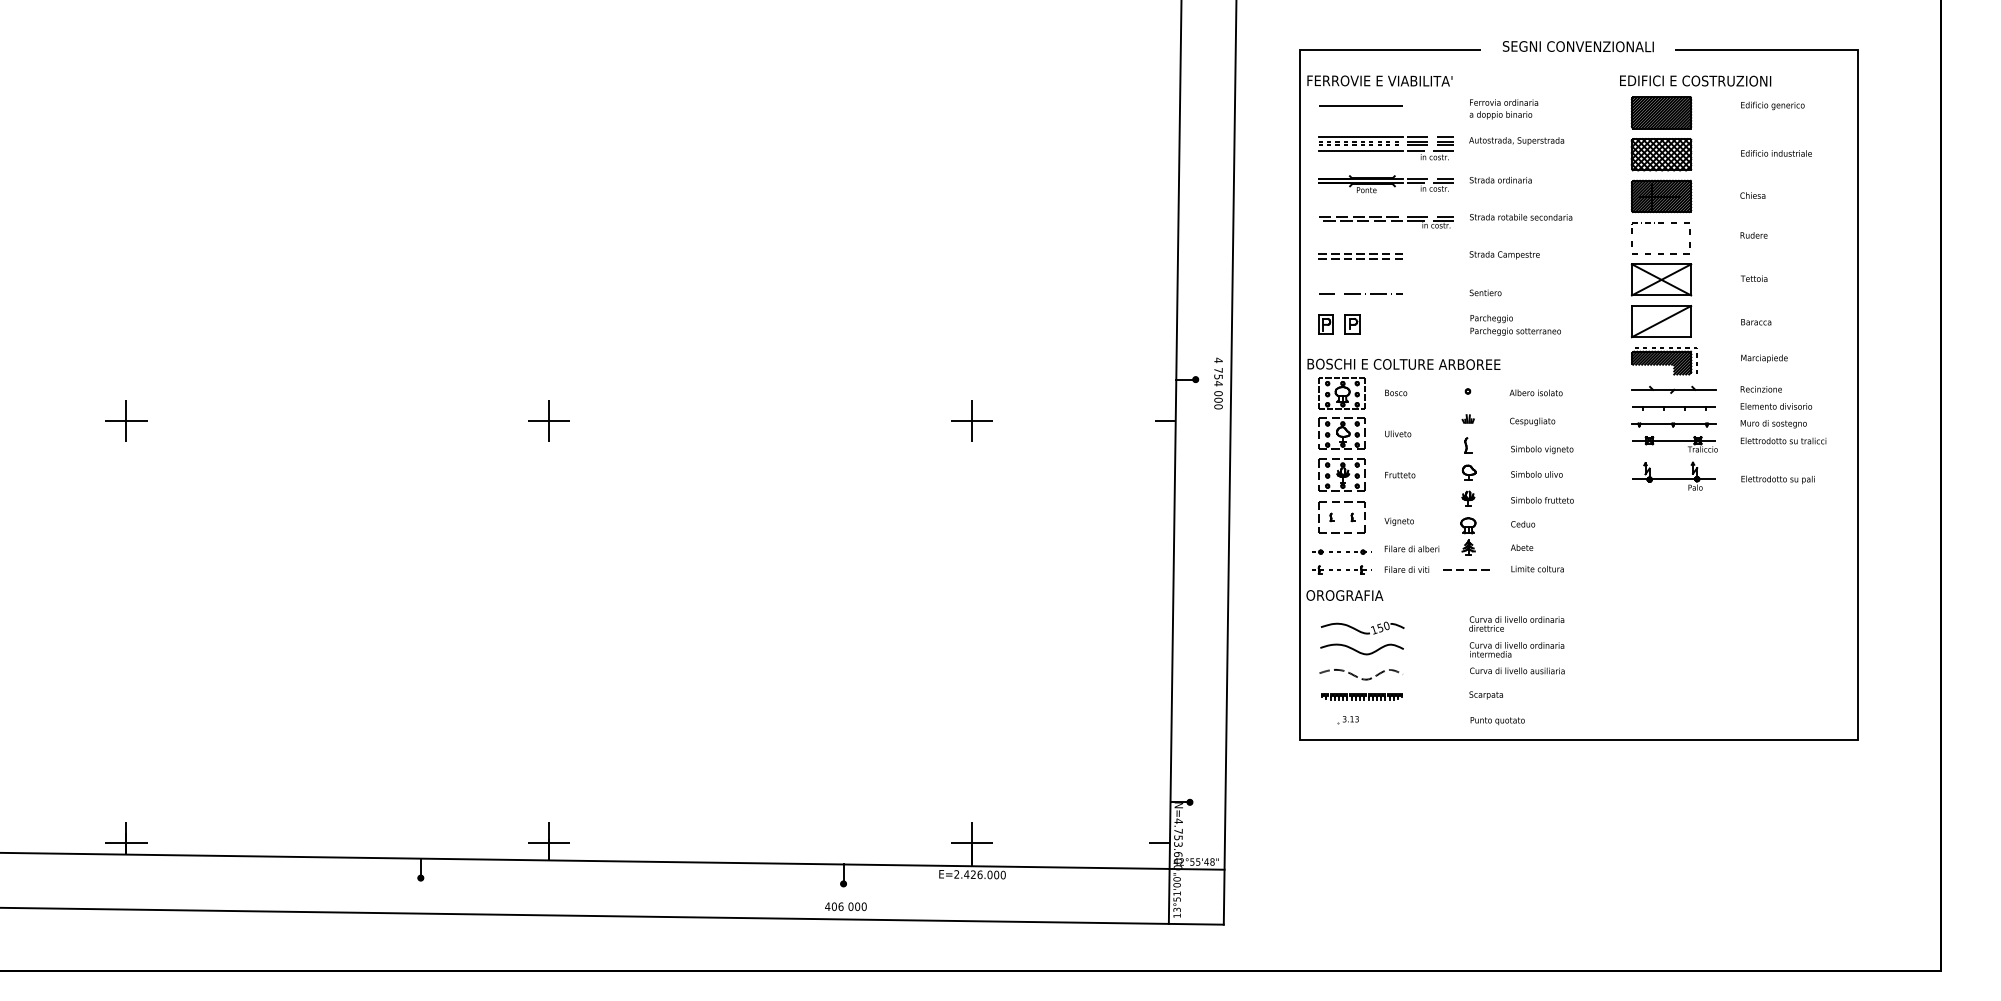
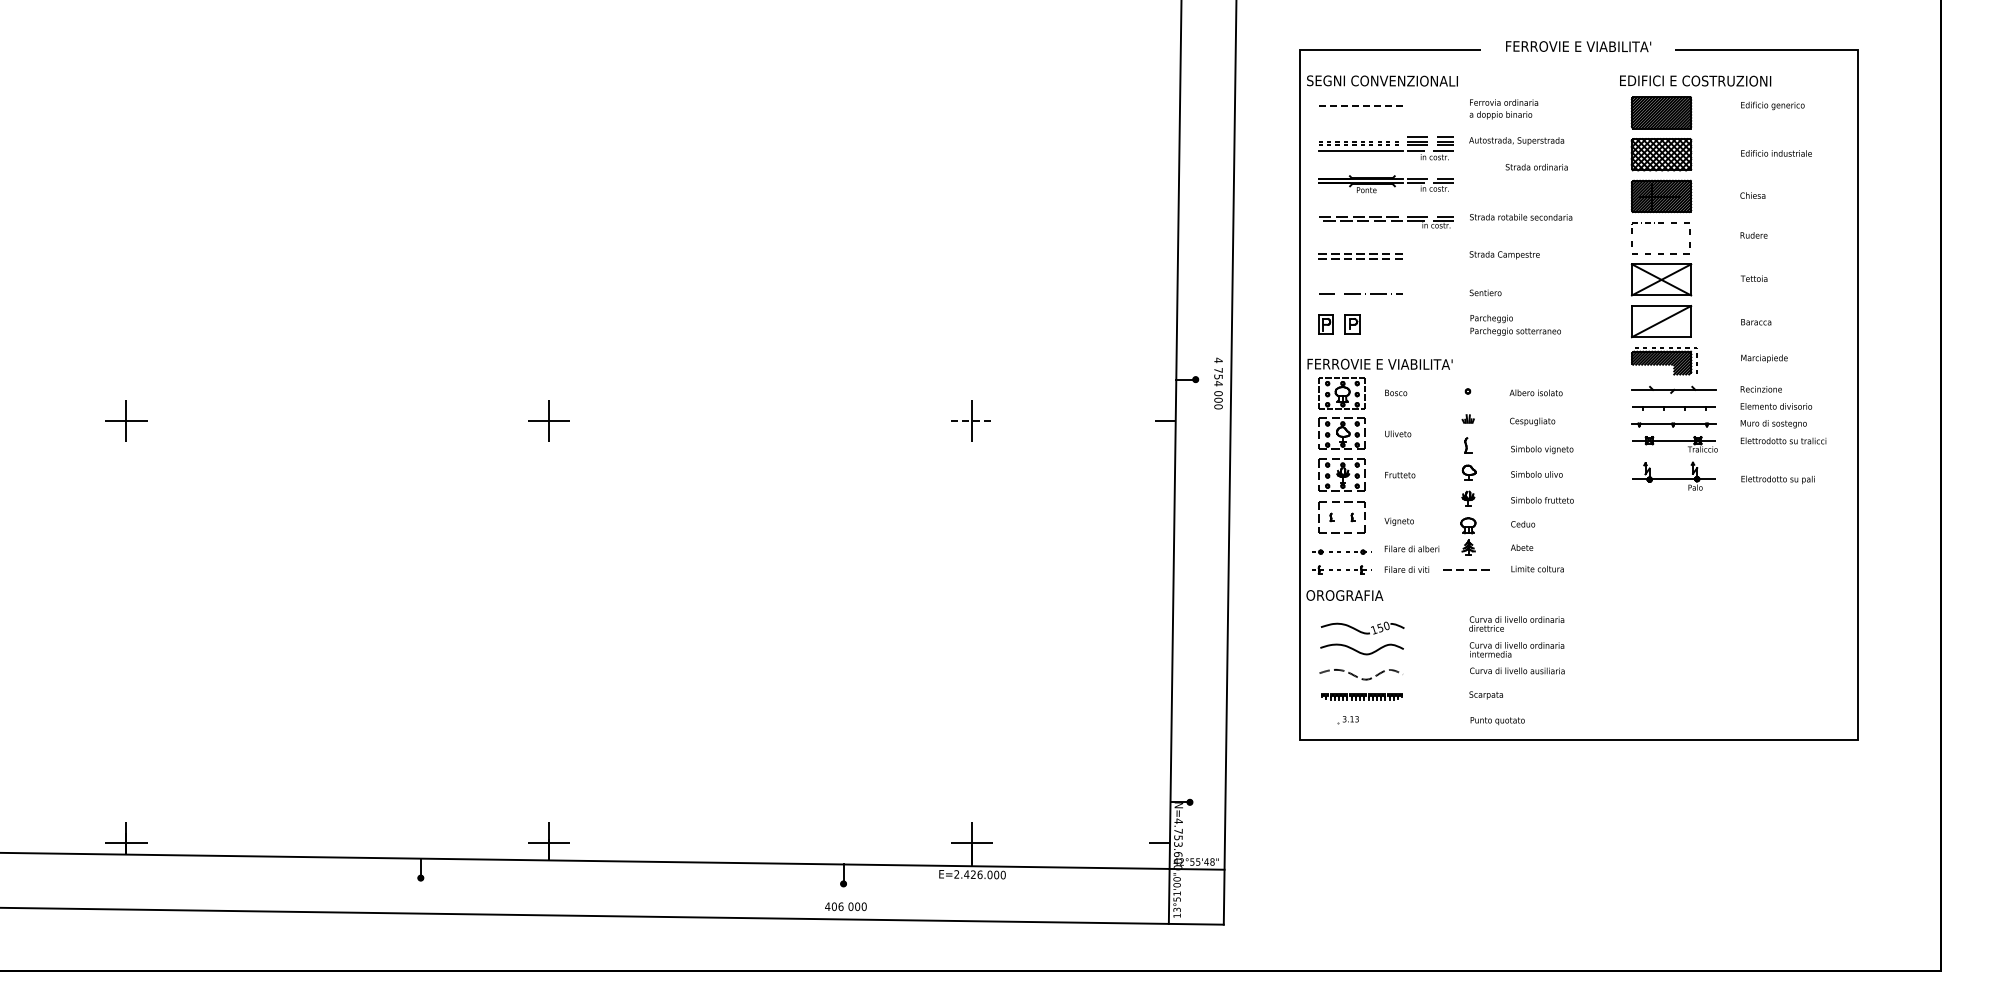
text: SEGNI CONVENZIONALI -> FERROVIE E VIABILITA' (1577, 46)
text: FERROVIE E VIABILITA' -> SEGNI CONVENZIONALI (1382, 80)
line: solid -> dashed (1361, 106)
line: present -> none (1360, 136)
text position: (1500, 180) -> (1536, 167) (1536, 167)
text: BOSCHI E COLTURE ARBOREE -> FERROVIE E VIABILITA' (1404, 364)
line: solid -> dashed (972, 420)
